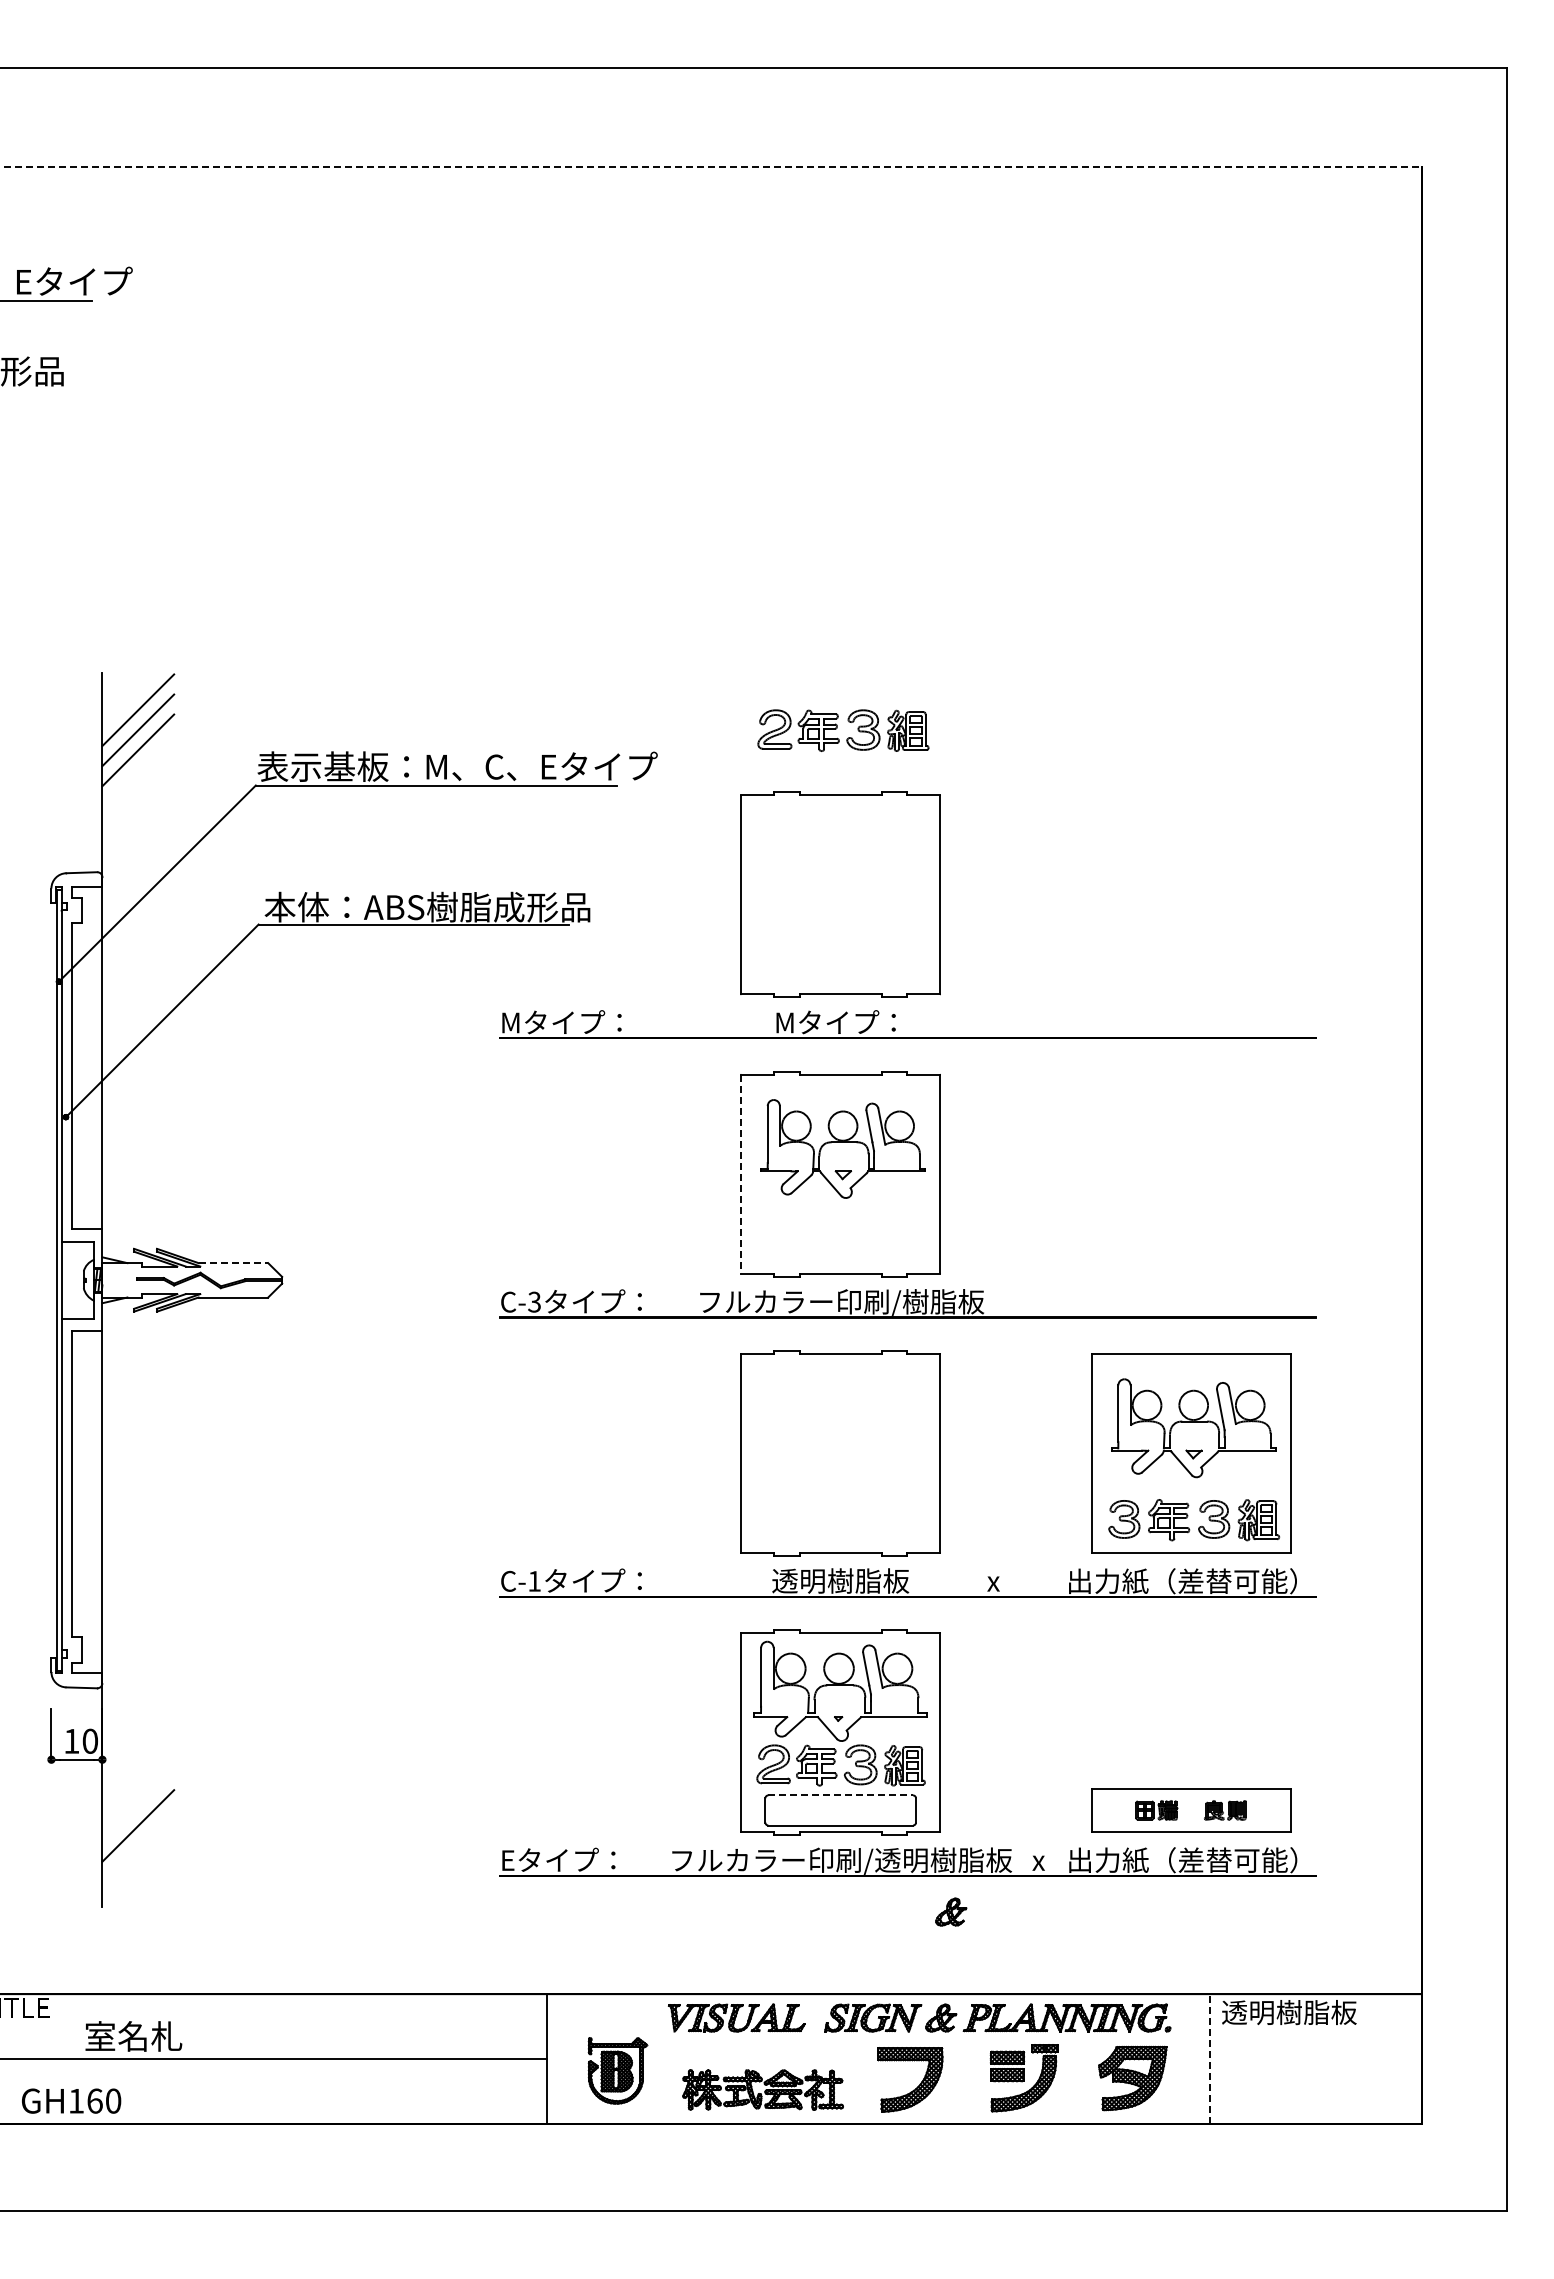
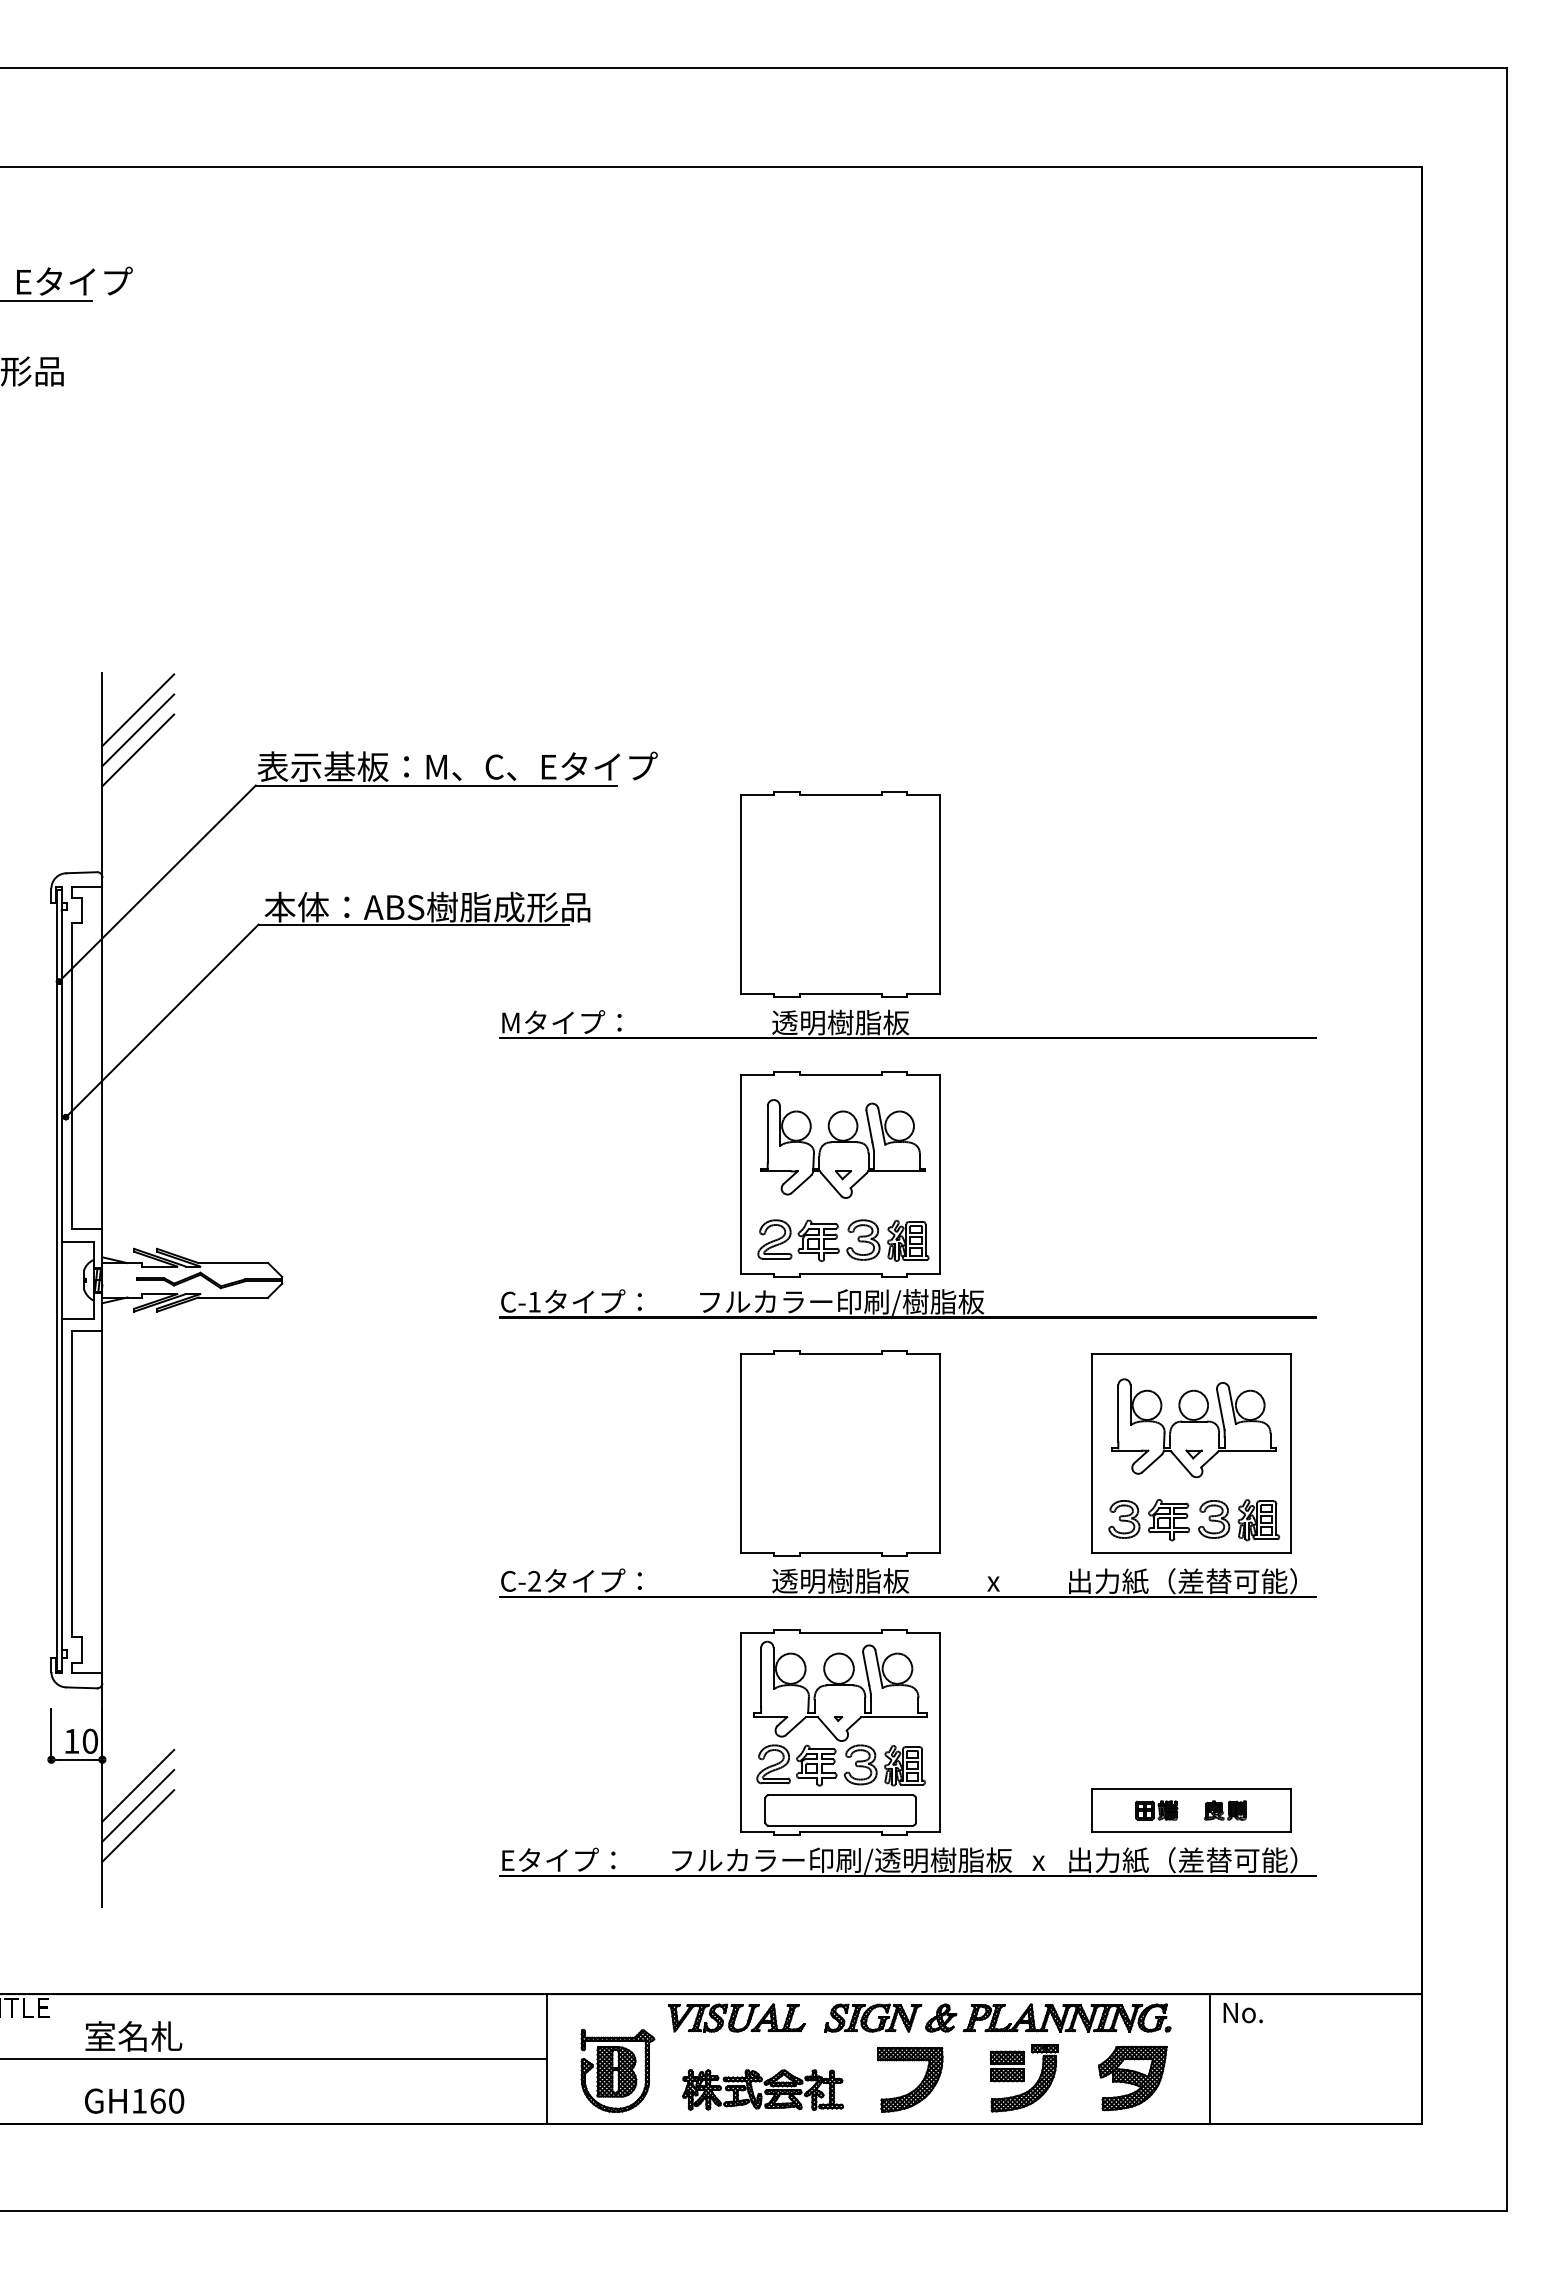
line: dashed -> solid (711, 166)
part position: (837, 728) -> (837, 1238) (837, 1238)
text: Mタイプ： -> 透明樹脂板 (840, 1022)
line: dashed -> solid (741, 1174)
line: dashed -> solid (233, 1263)
text: C-3 -> C-1 (534, 1301)
text: C-1 -> C-2 (534, 1580)
line: none -> present (138, 1785)
line: dashed -> solid (841, 1795)
line: none -> present (138, 1805)
part: present -> none (951, 1911)
text: 透明樹脂板 -> No. (1289, 2012)
line: dashed -> solid (1210, 2058)
part size: 62x68 px -> 76x85 px (617, 2070)
text position: (71, 2100) -> (134, 2100) (134, 2100)
